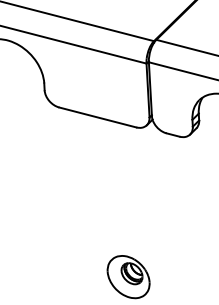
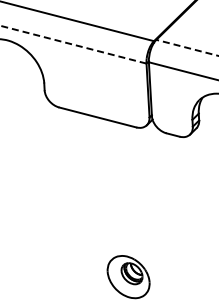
line: solid -> dashed (73, 44)
line: solid -> dashed (187, 47)
